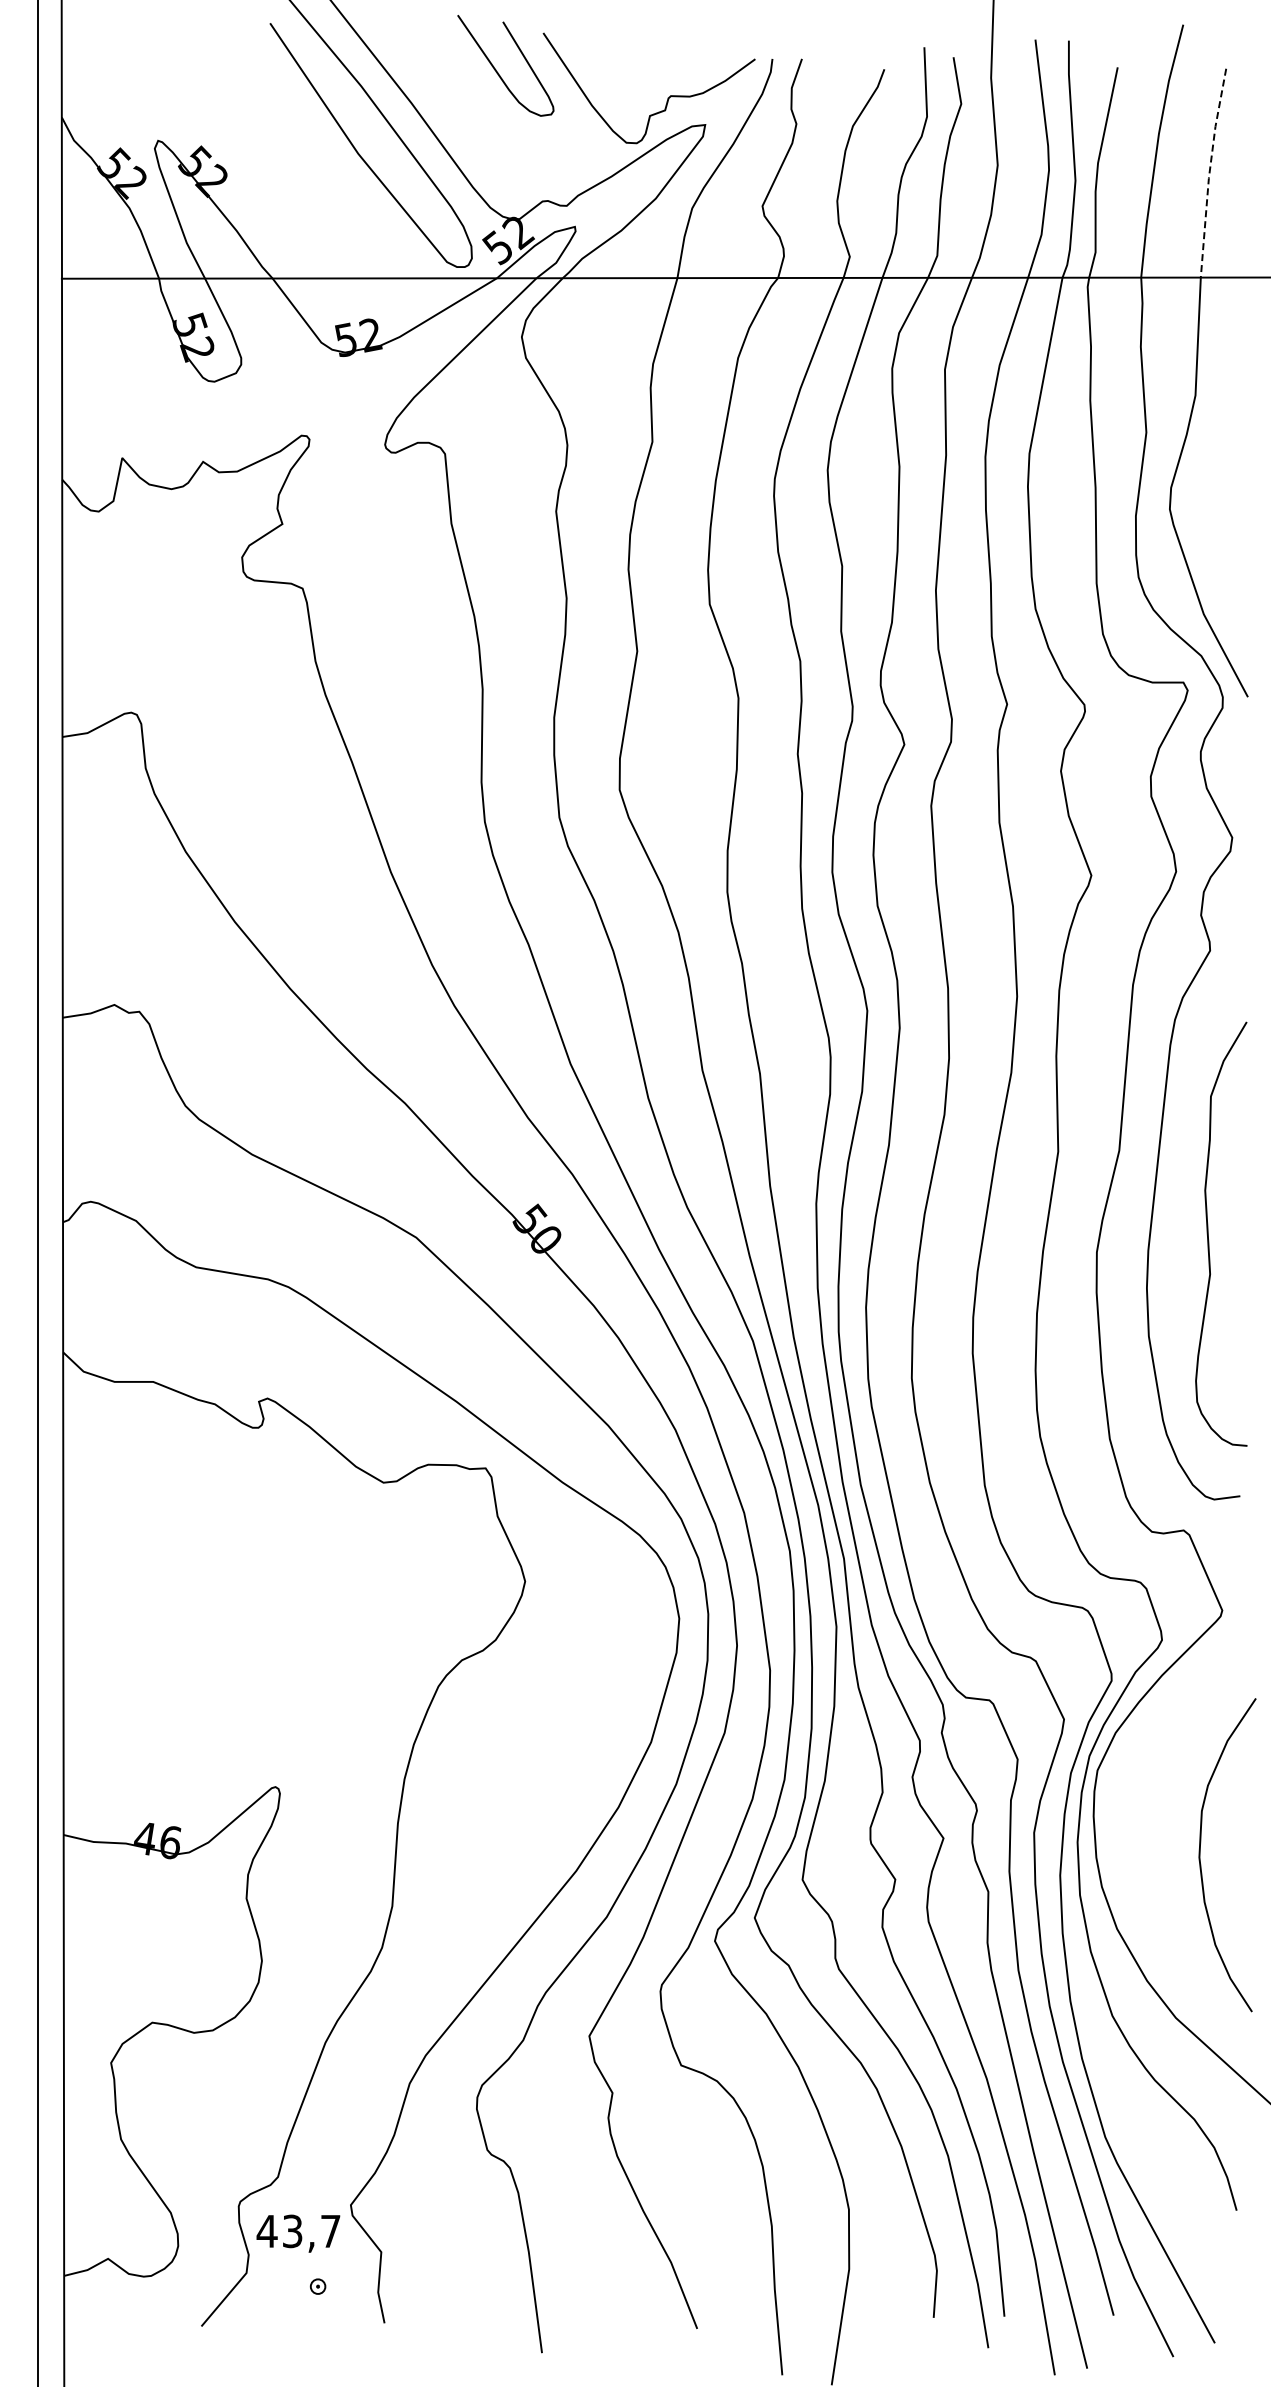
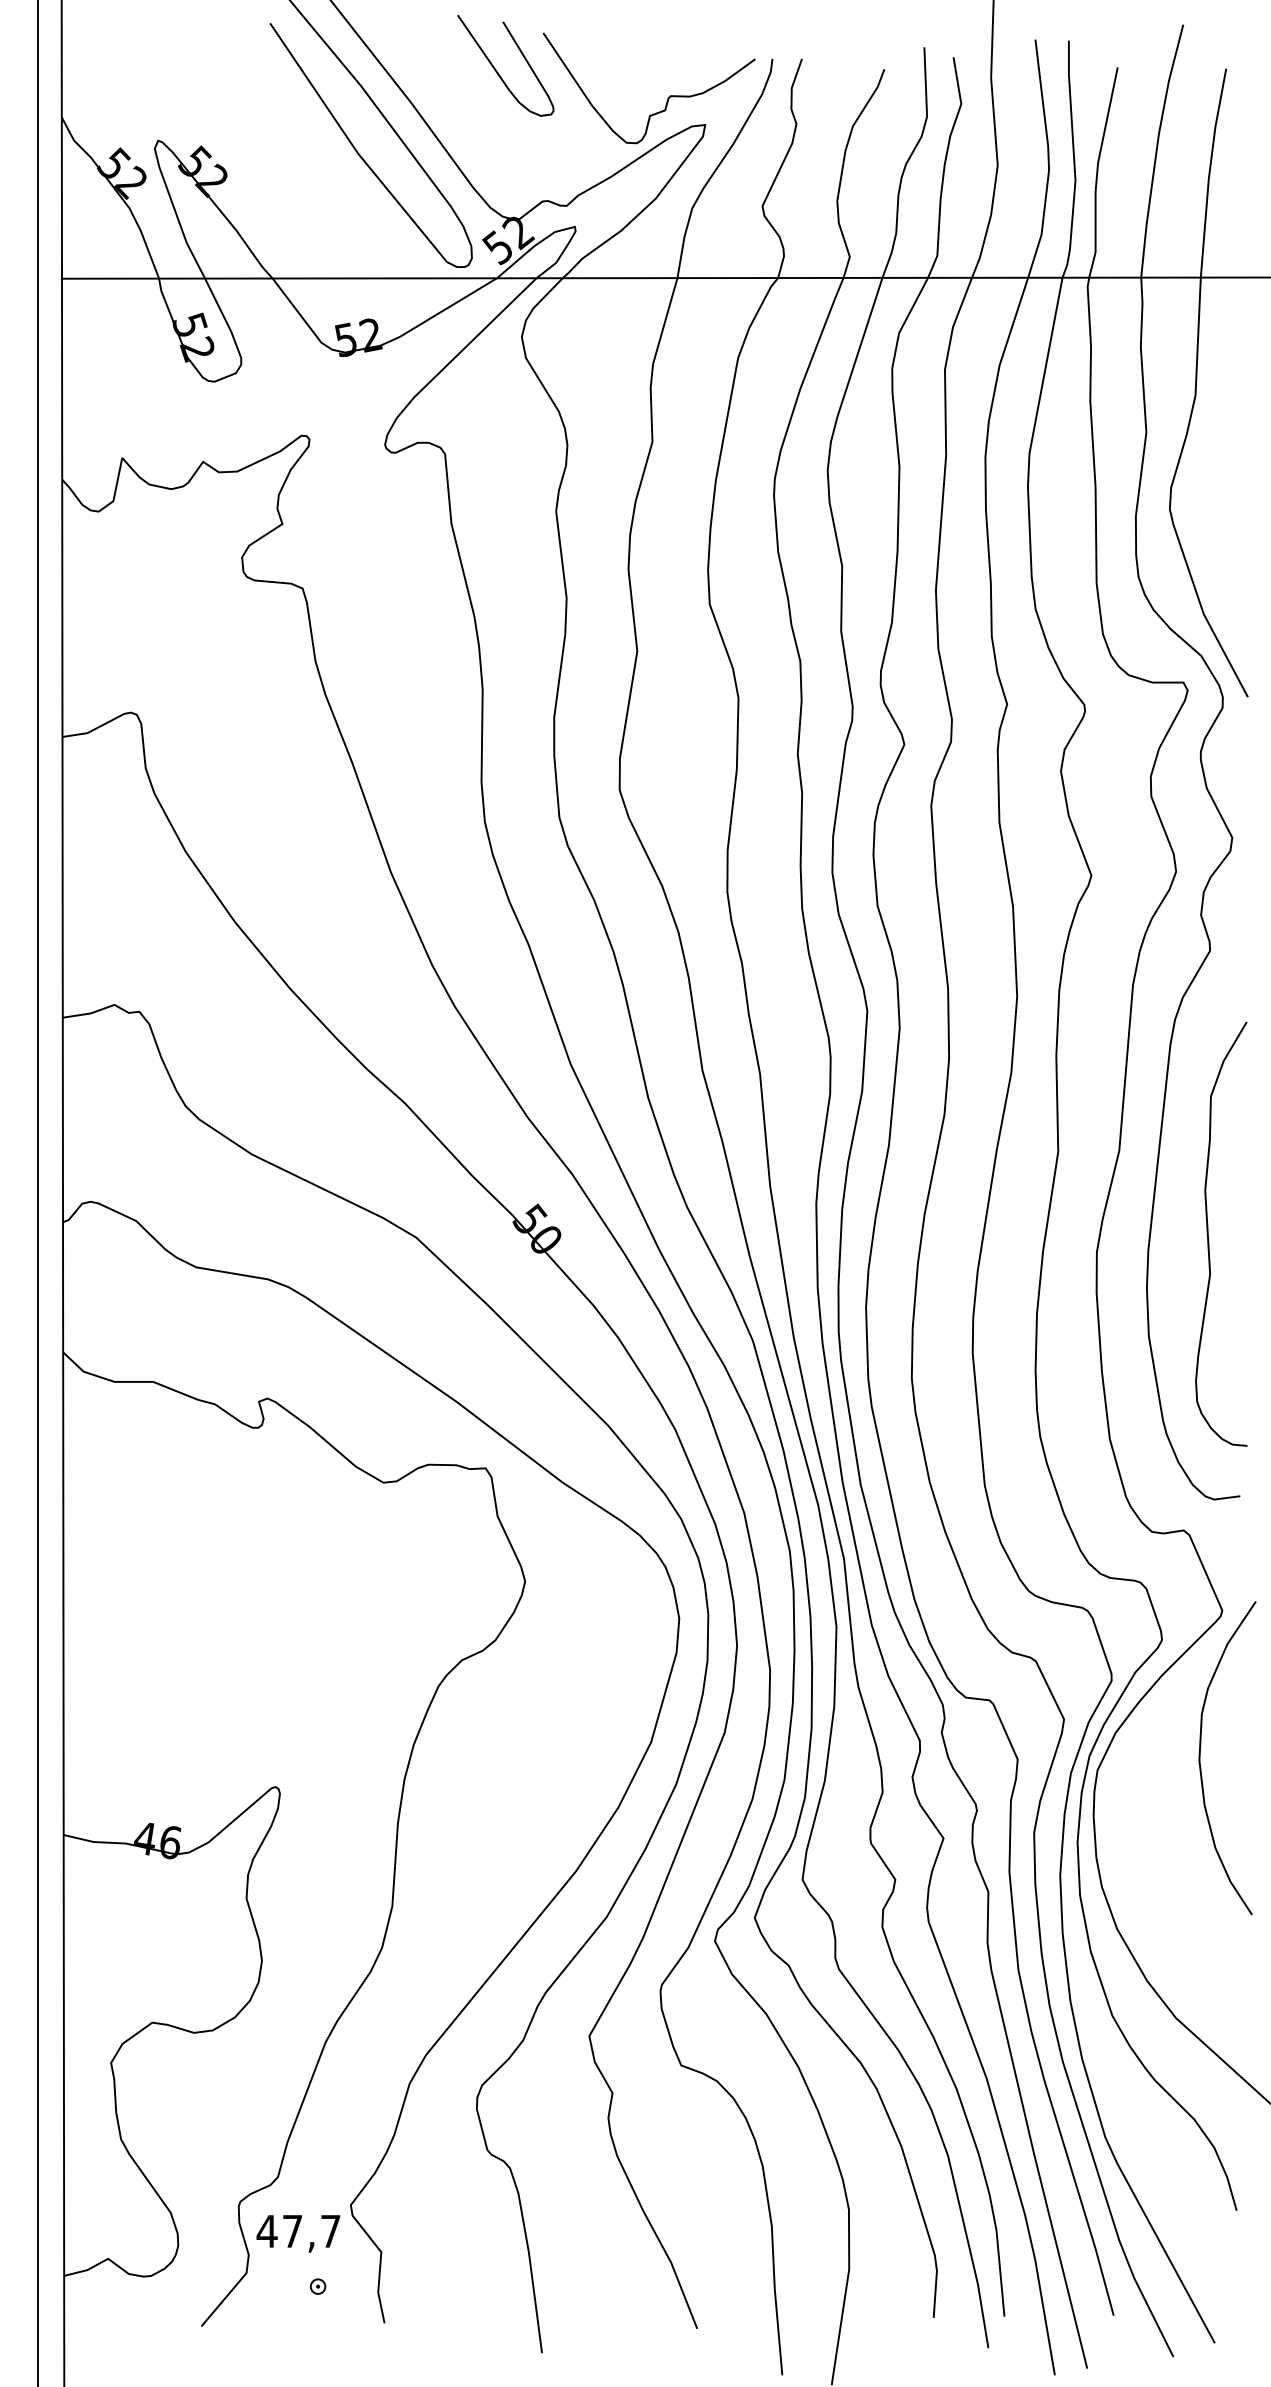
line: dashed -> solid (1209, 172)
curve position: (1200, 1855) -> (1200, 1758) (1200, 1758)
text: 43,7 -> 47,7 (292, 2231)
